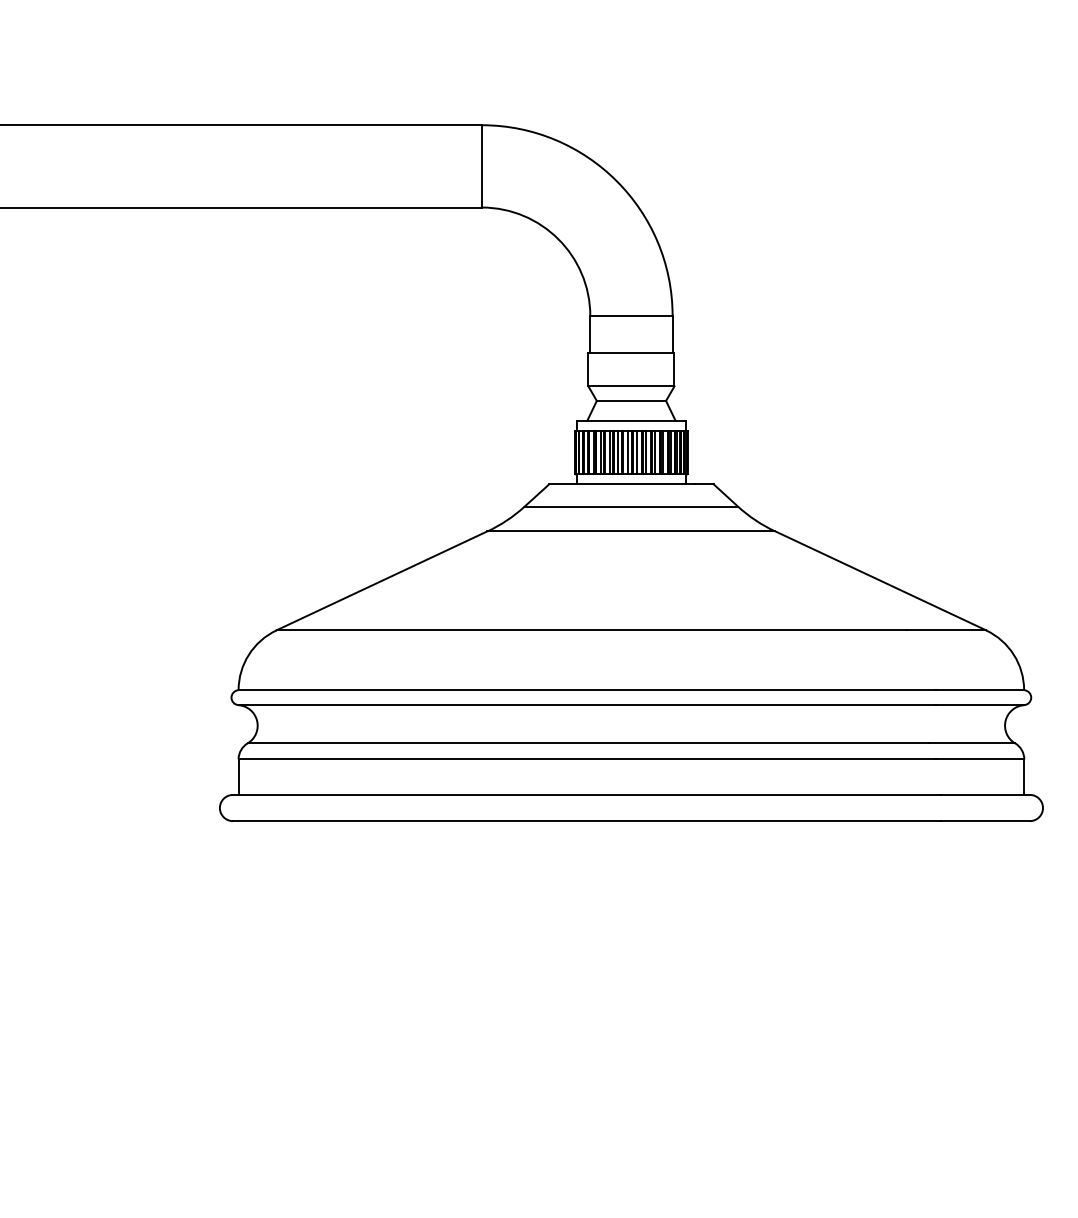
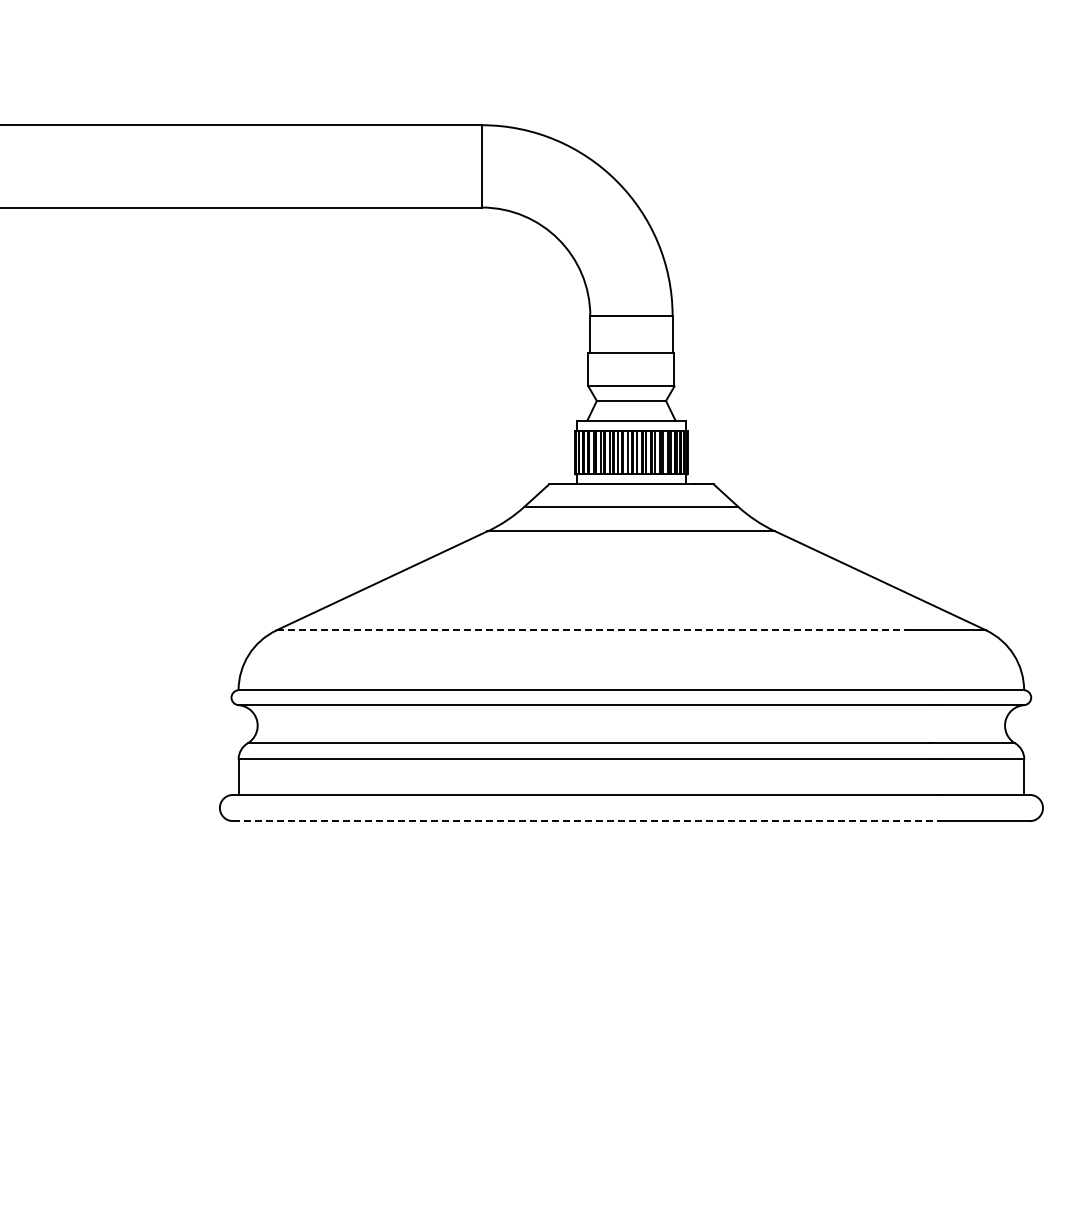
line: solid -> dashed (592, 630)
line: solid -> dashed (586, 821)
